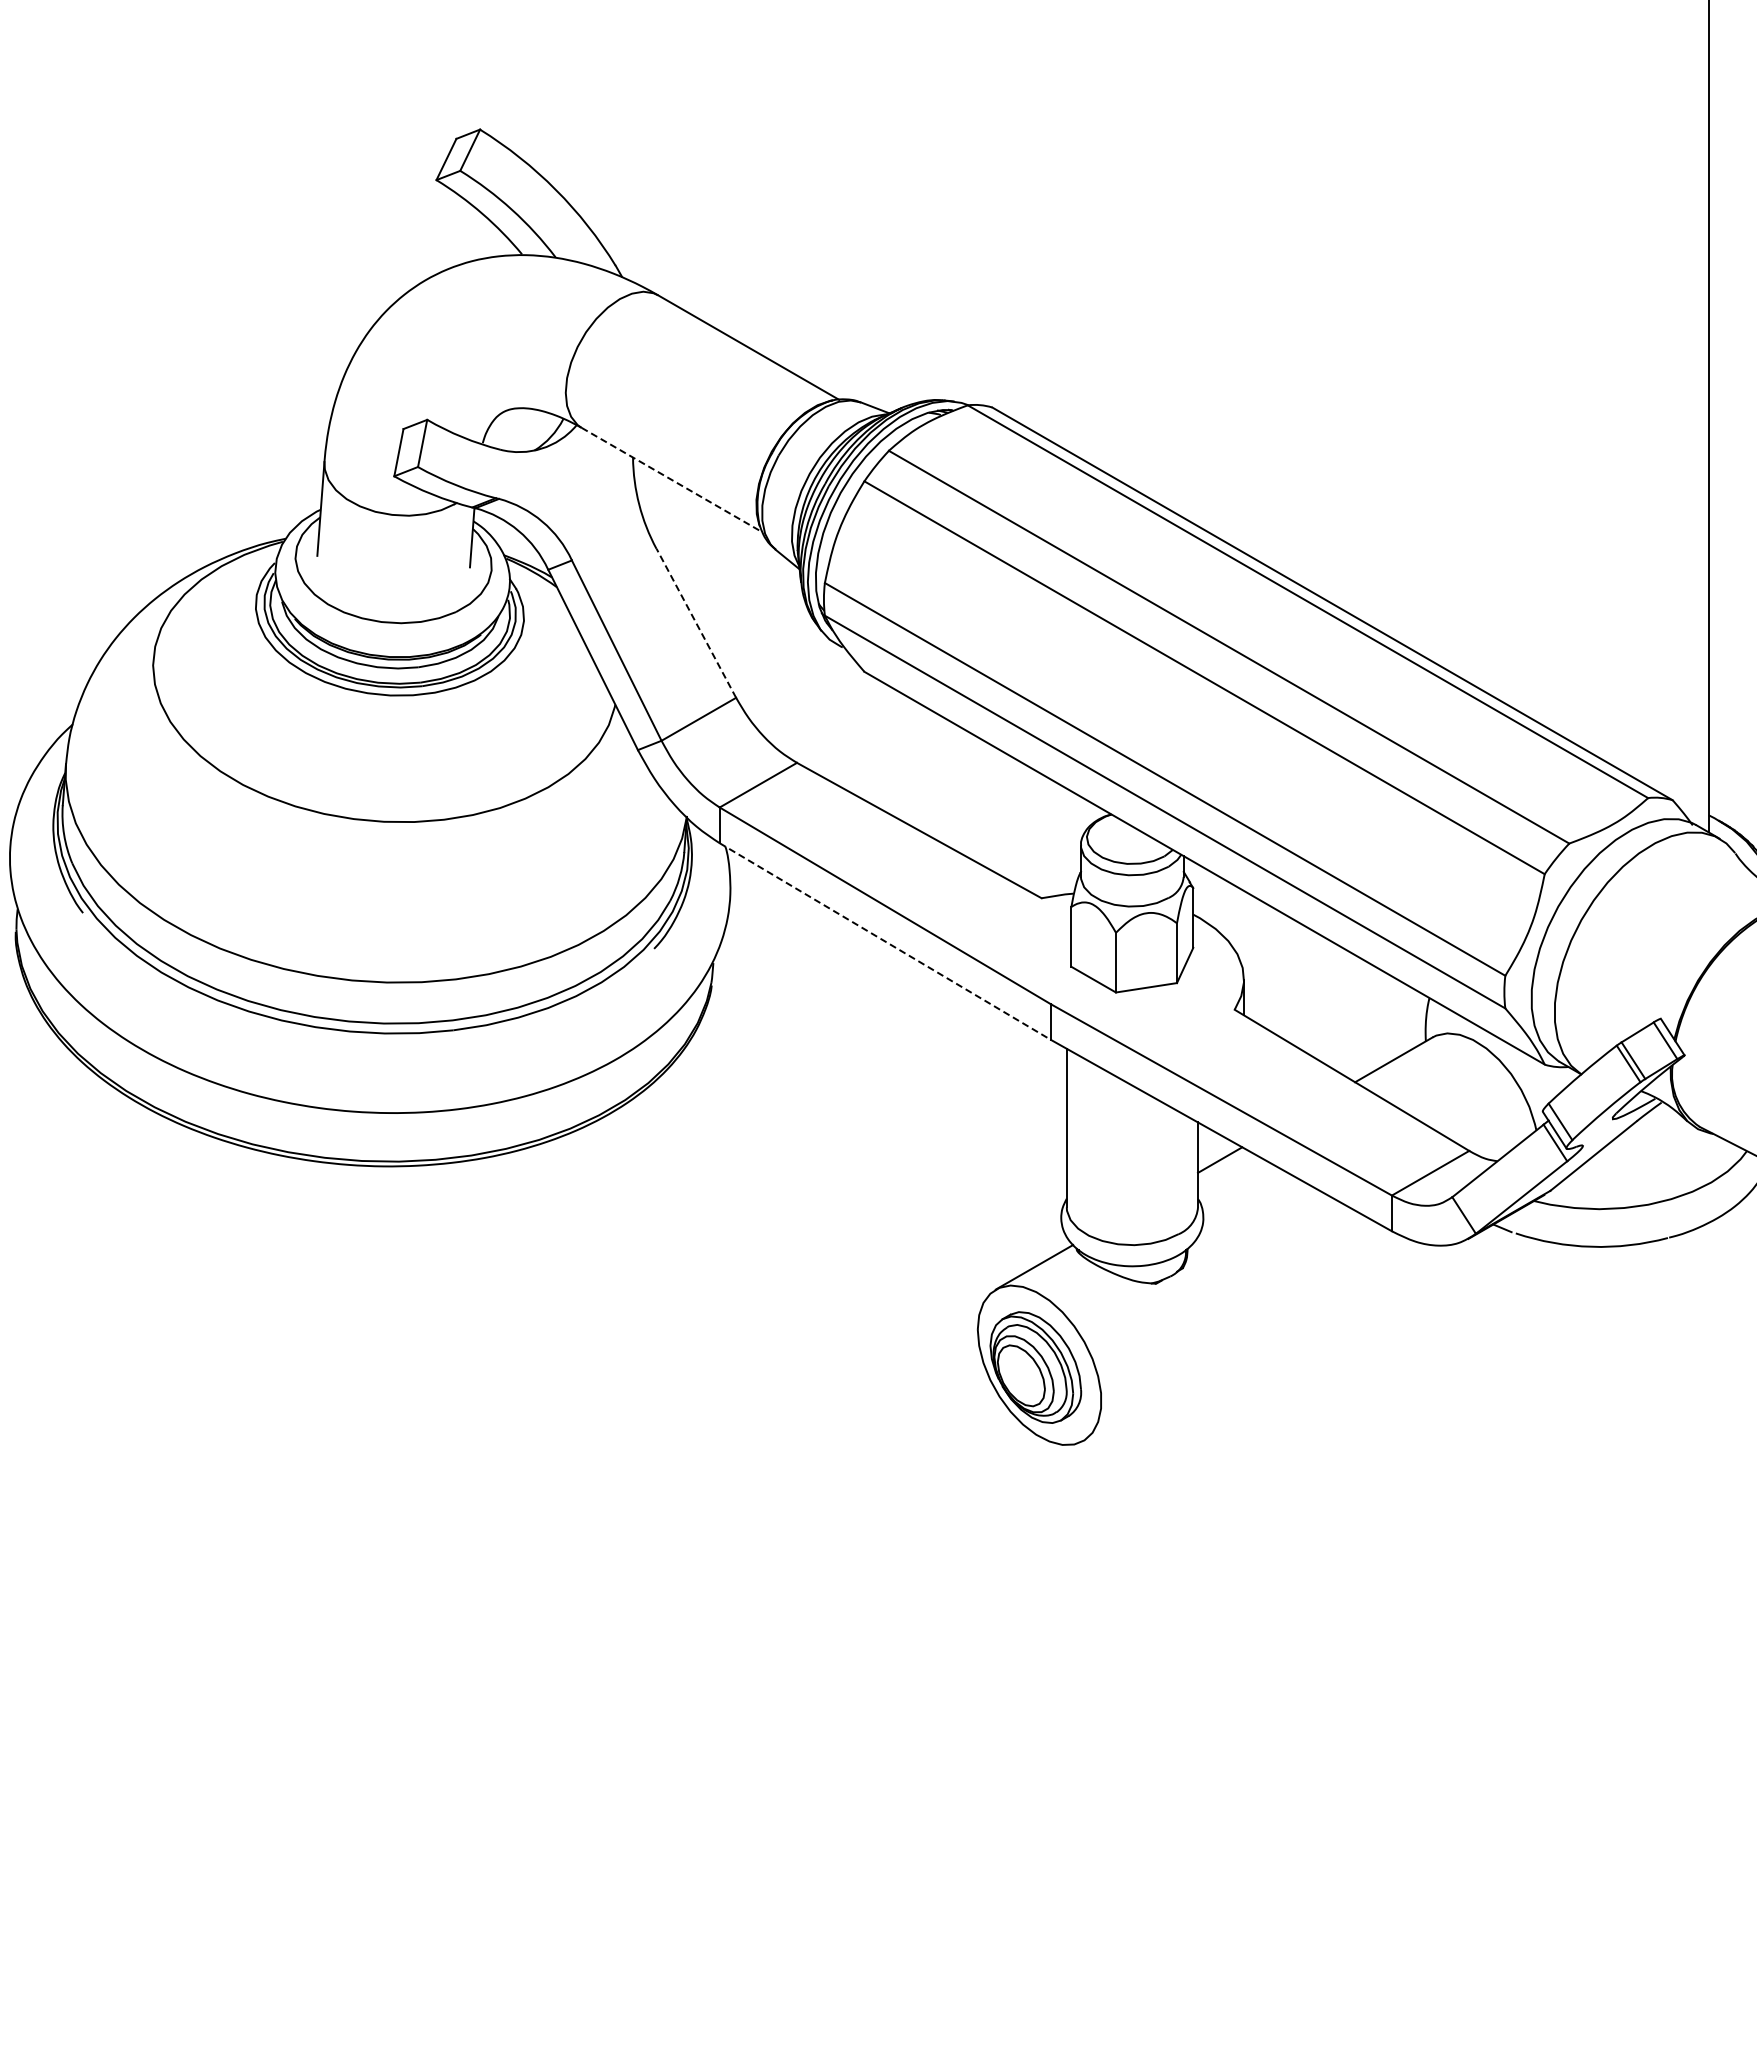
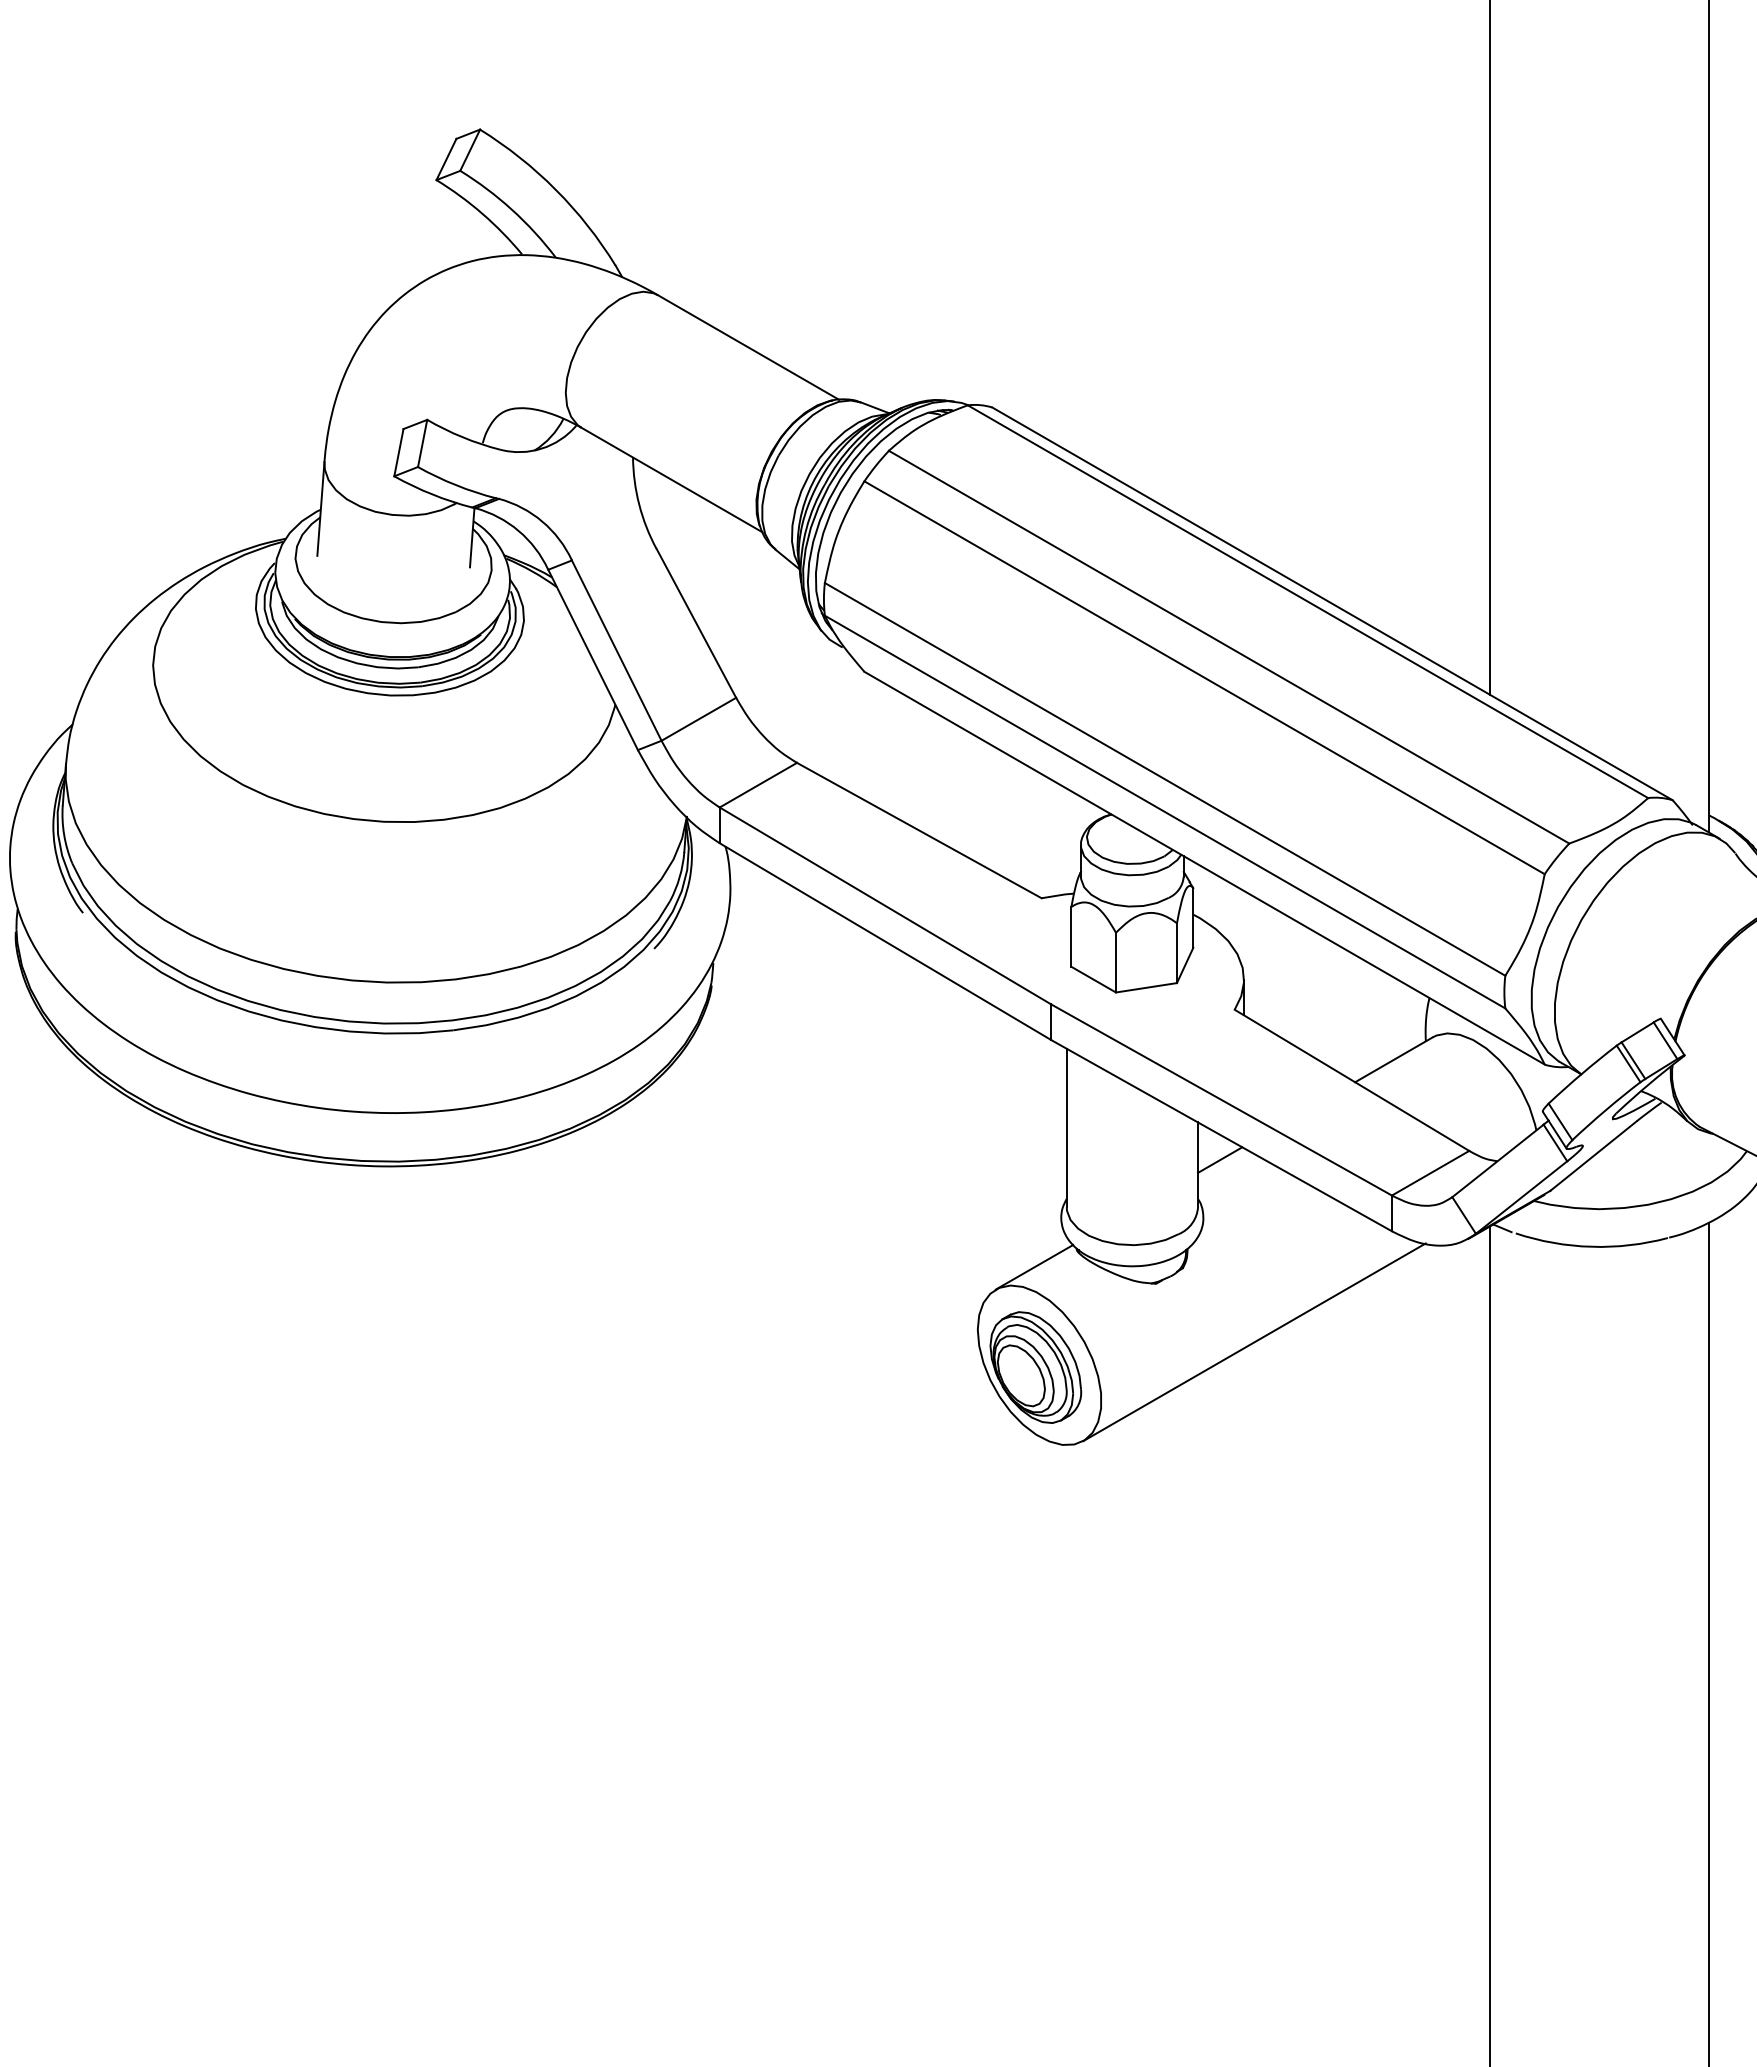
line: none -> present (1490, 348)
line: dashed -> solid (672, 480)
line: dashed -> solid (696, 622)
line: dashed -> solid (885, 941)
line: none -> present (1254, 1342)
line: none -> present (1708, 1642)
line: none -> present (1490, 1644)
